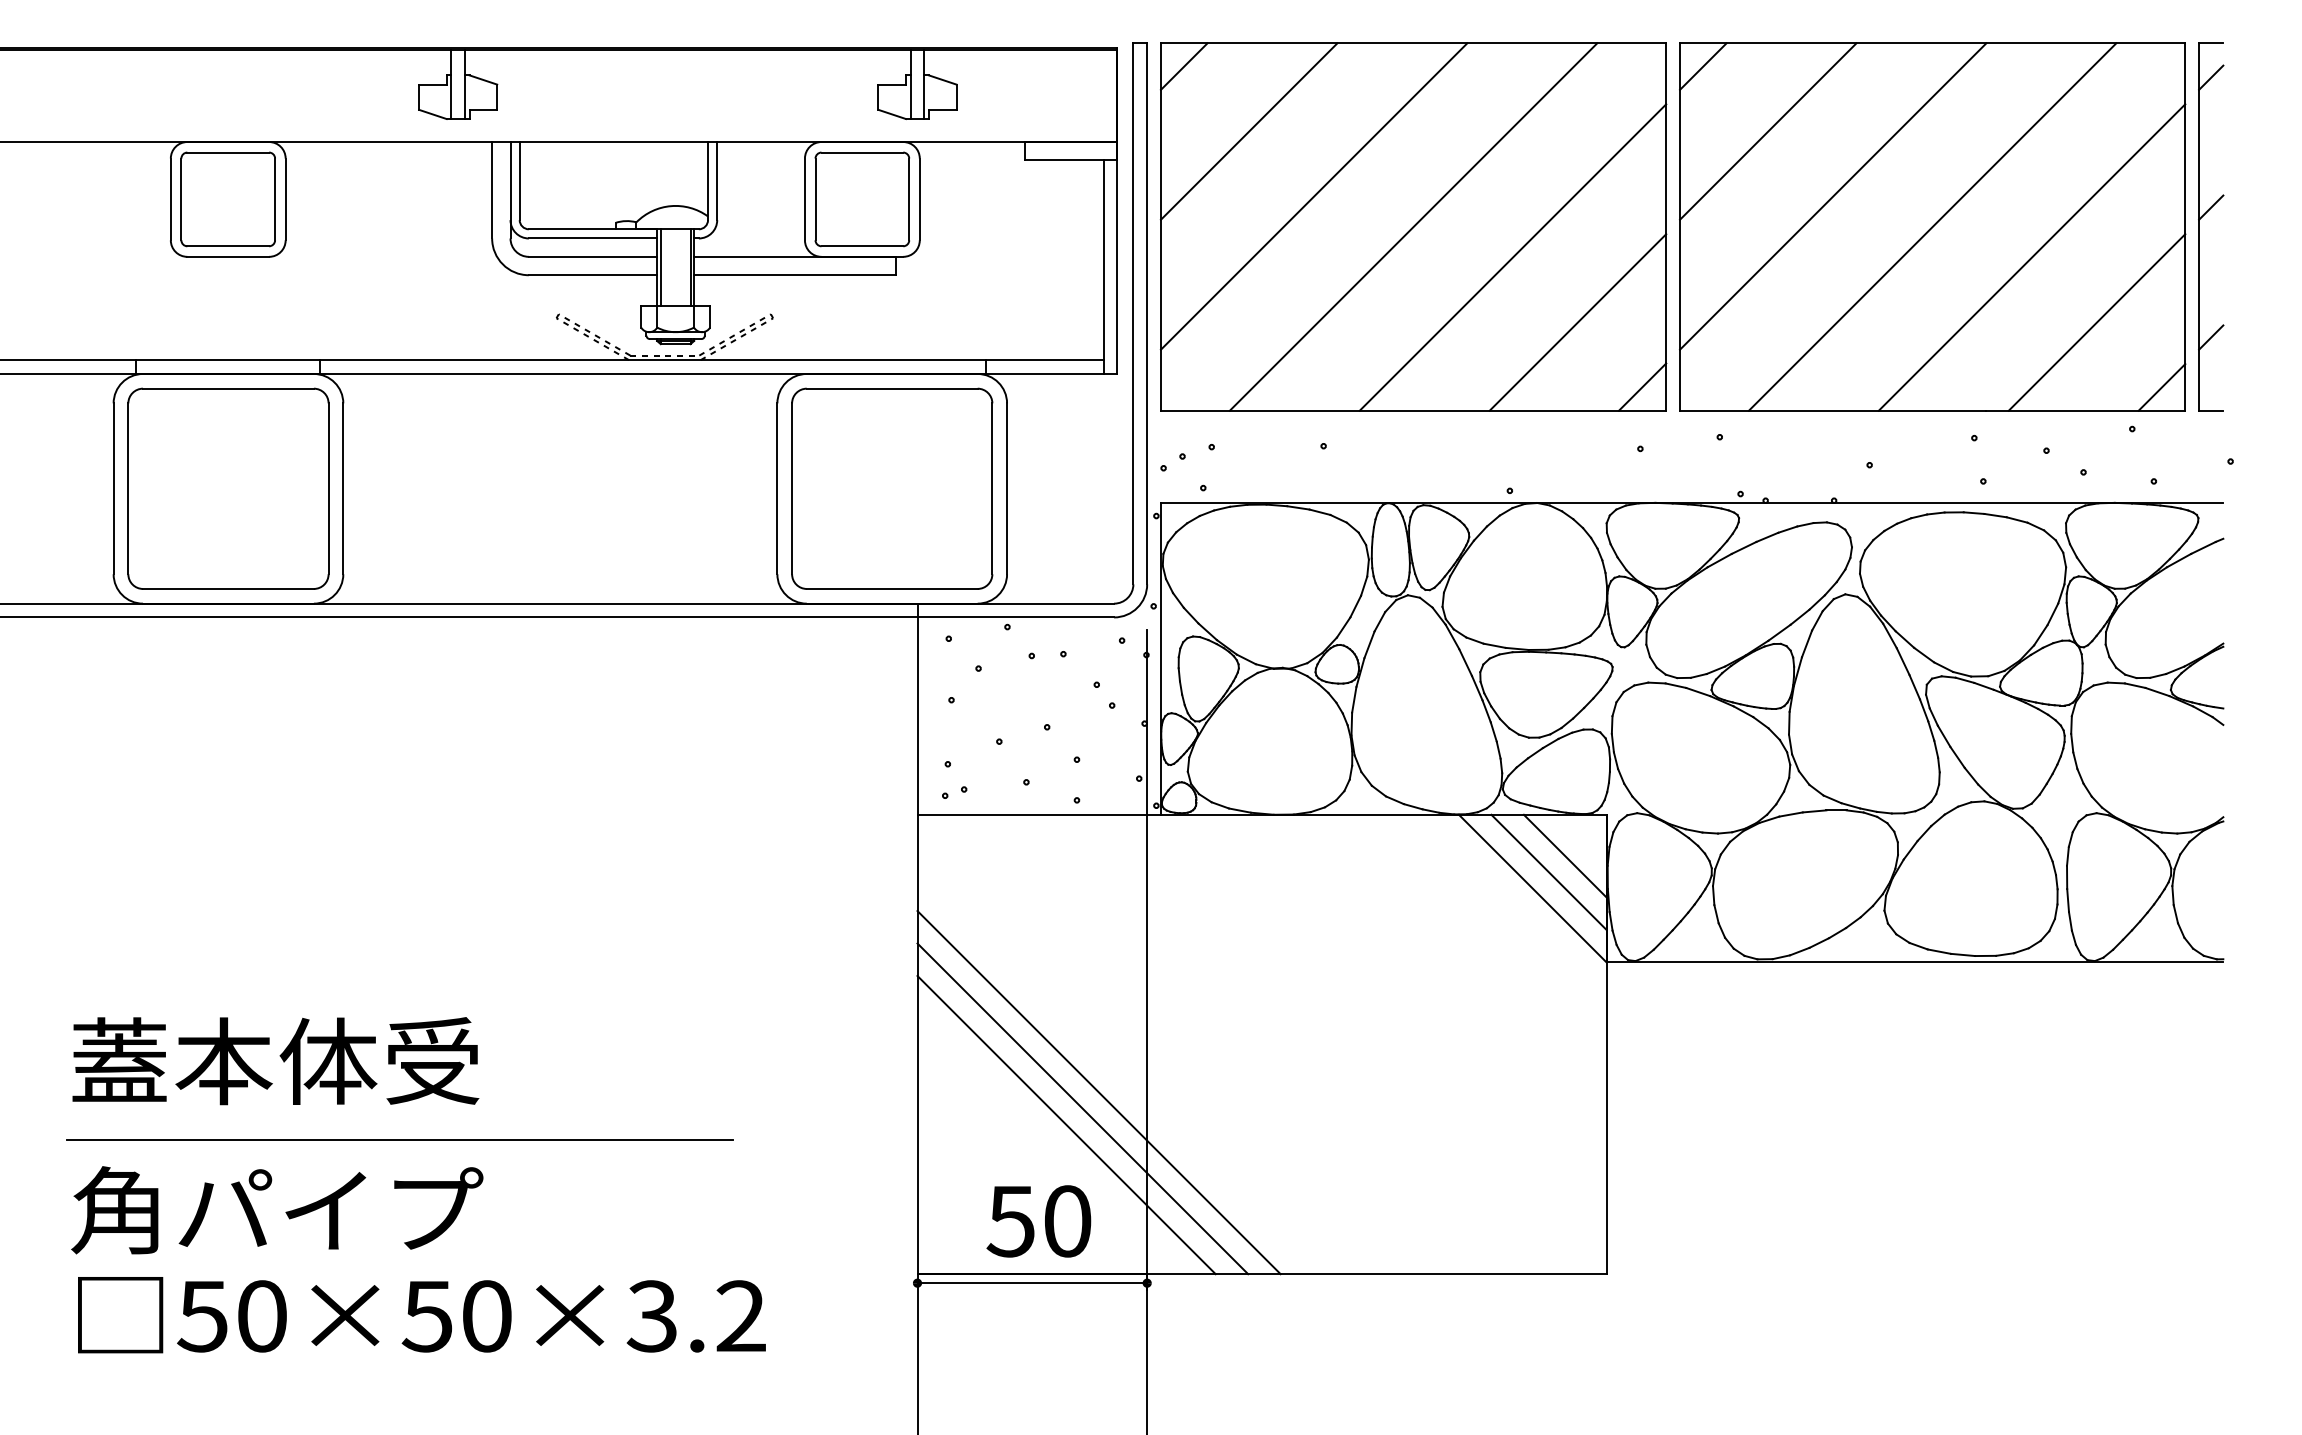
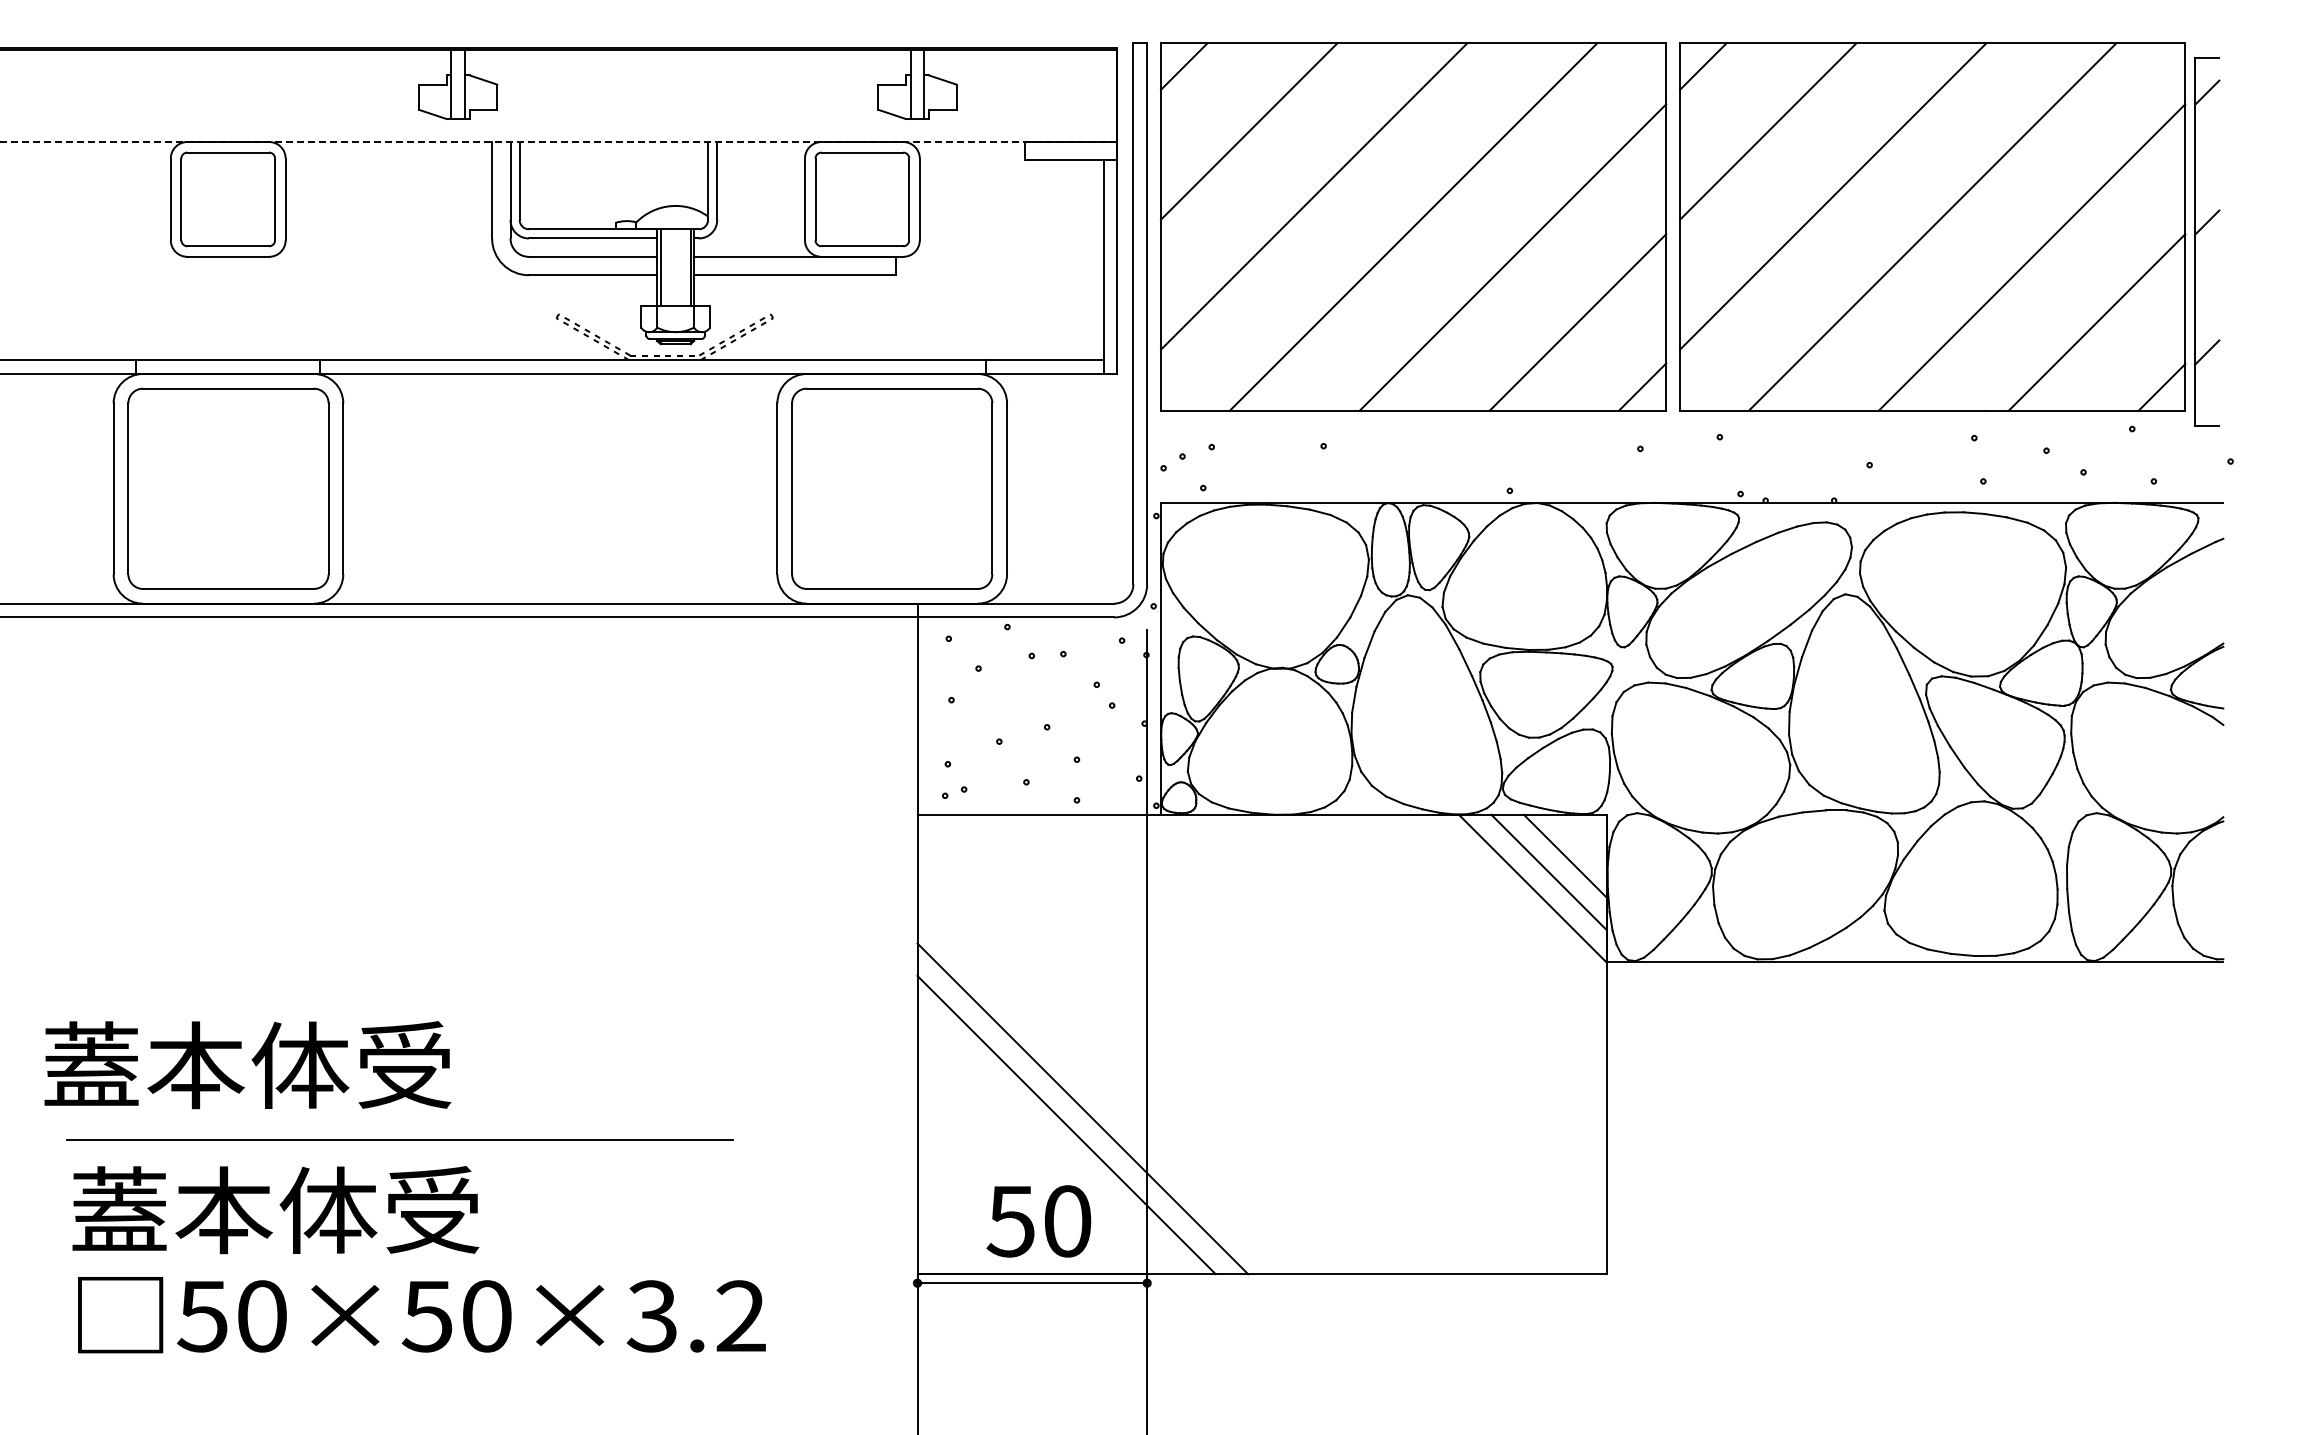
line: solid -> dashed (559, 142)
part position: (2199, 226) -> (2195, 241) (2195, 241)
text position: (275, 1061) -> (247, 1065) (247, 1065)
line: present -> none (1098, 1092)
text: 角パイプ -> 蓋本体受 (277, 1210)
